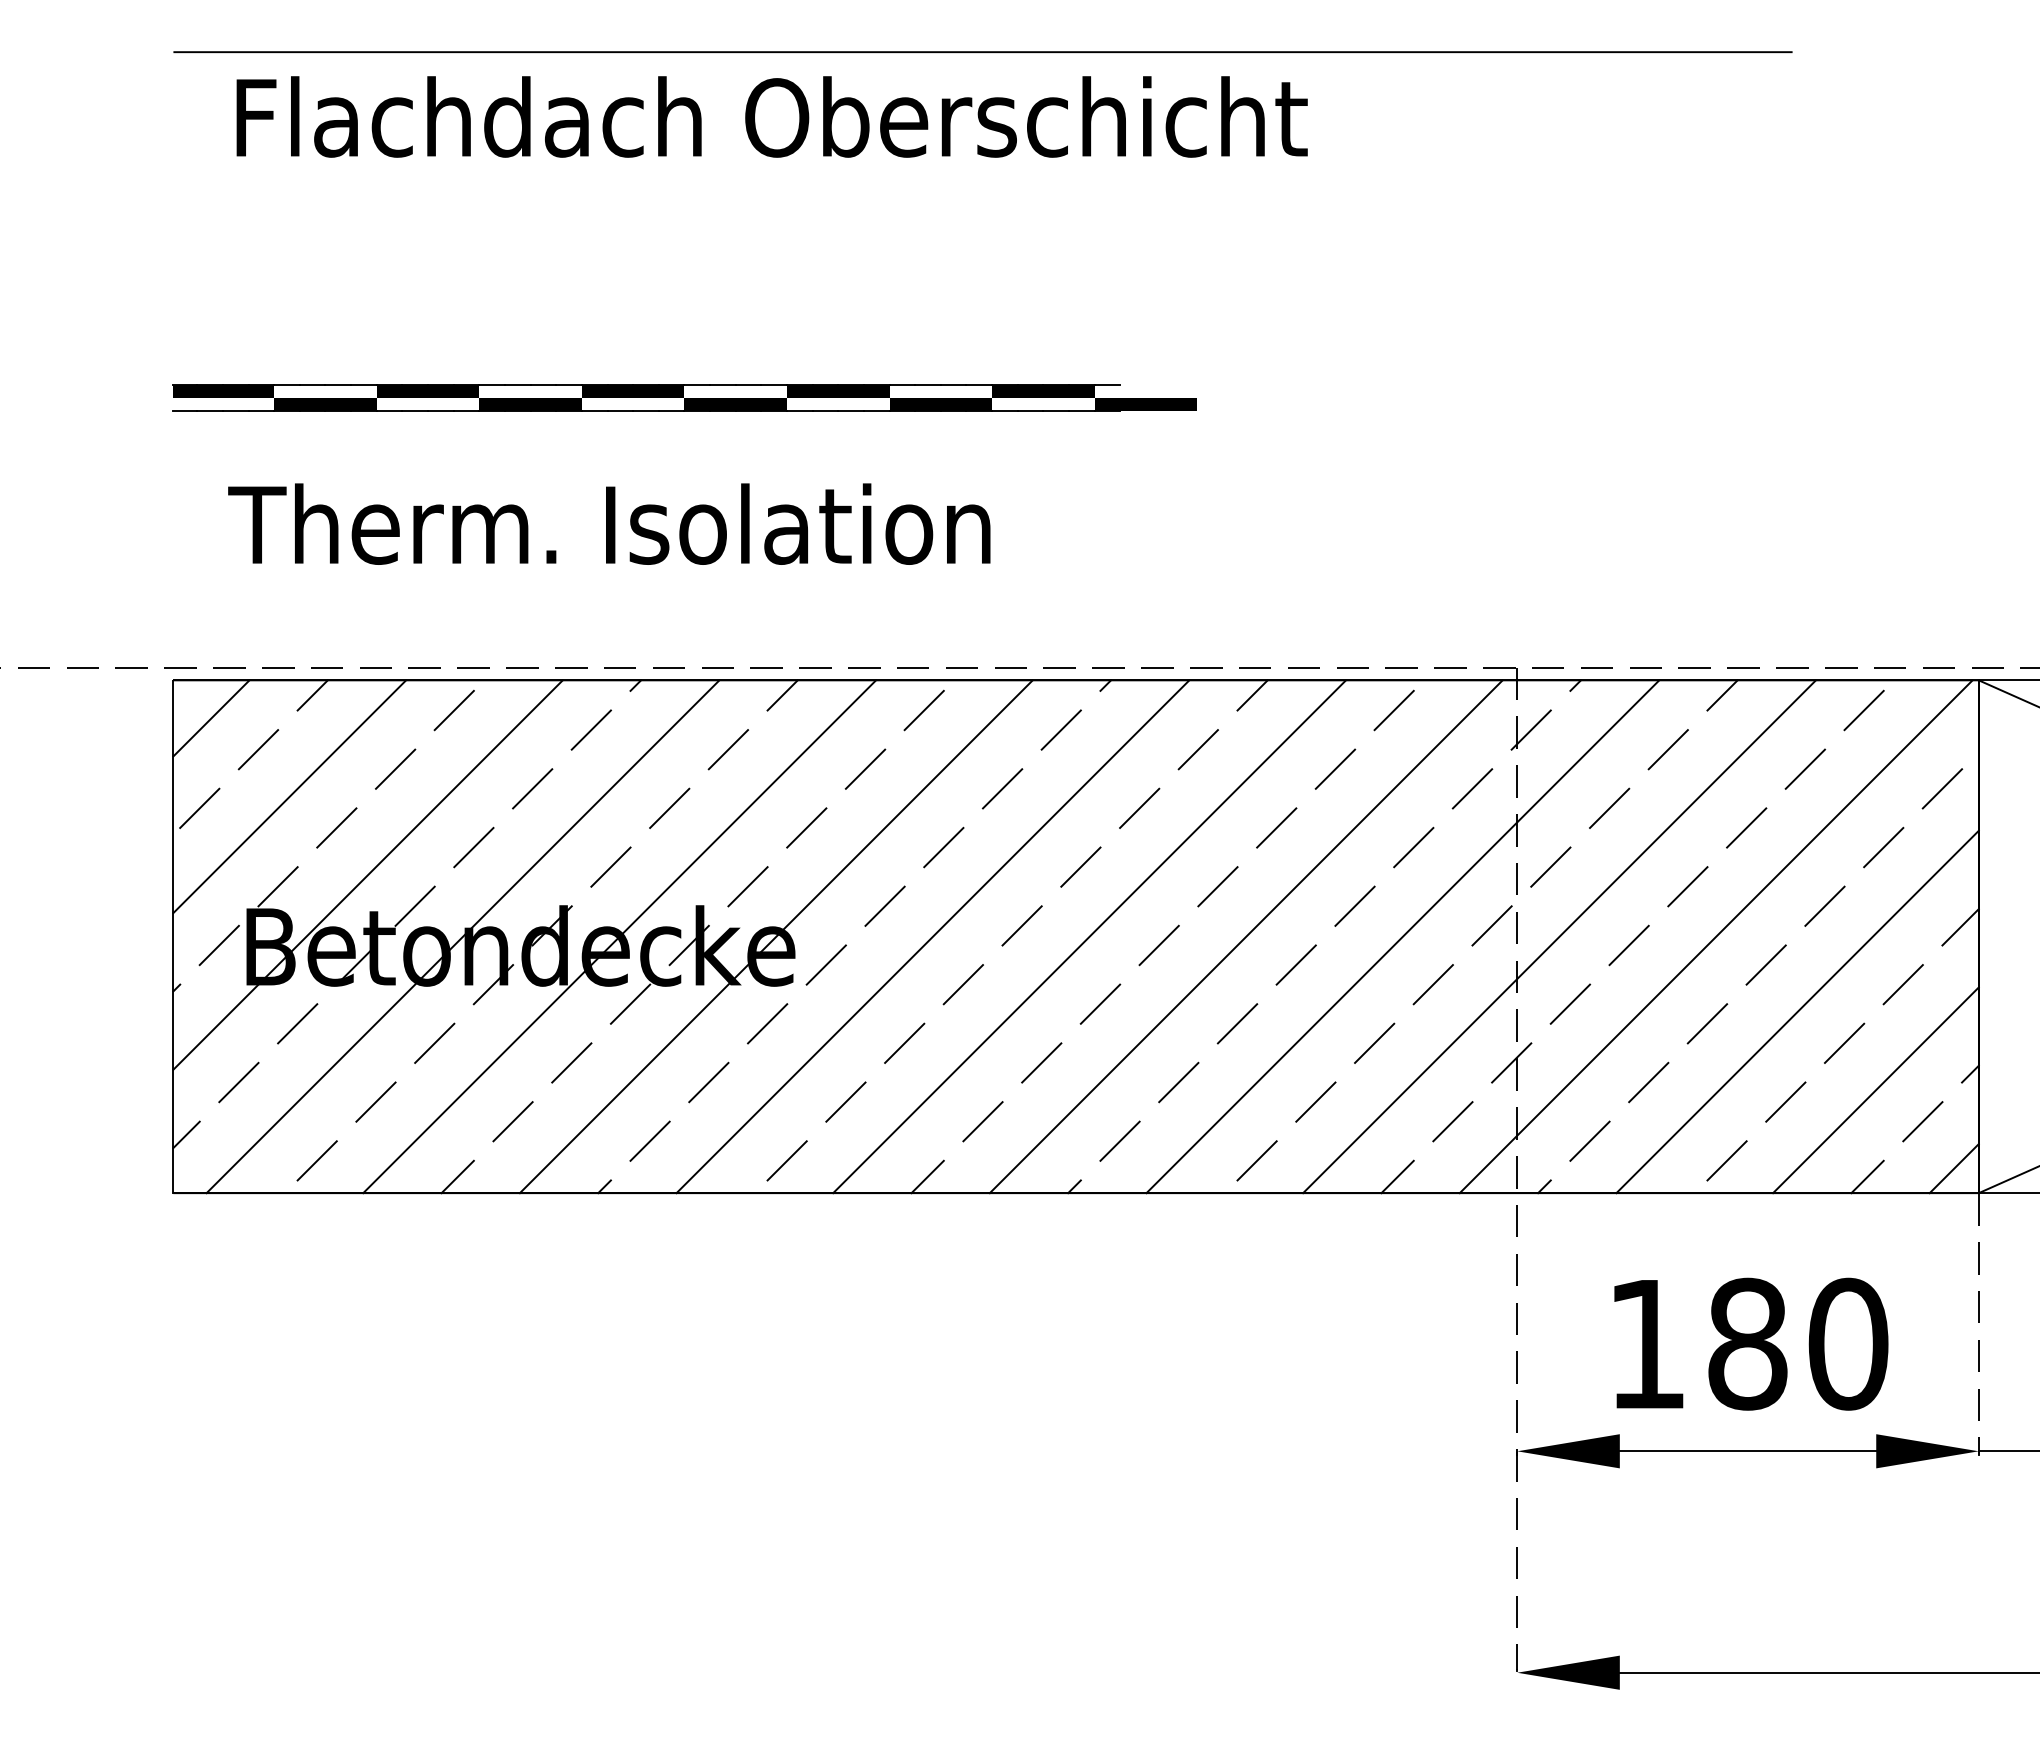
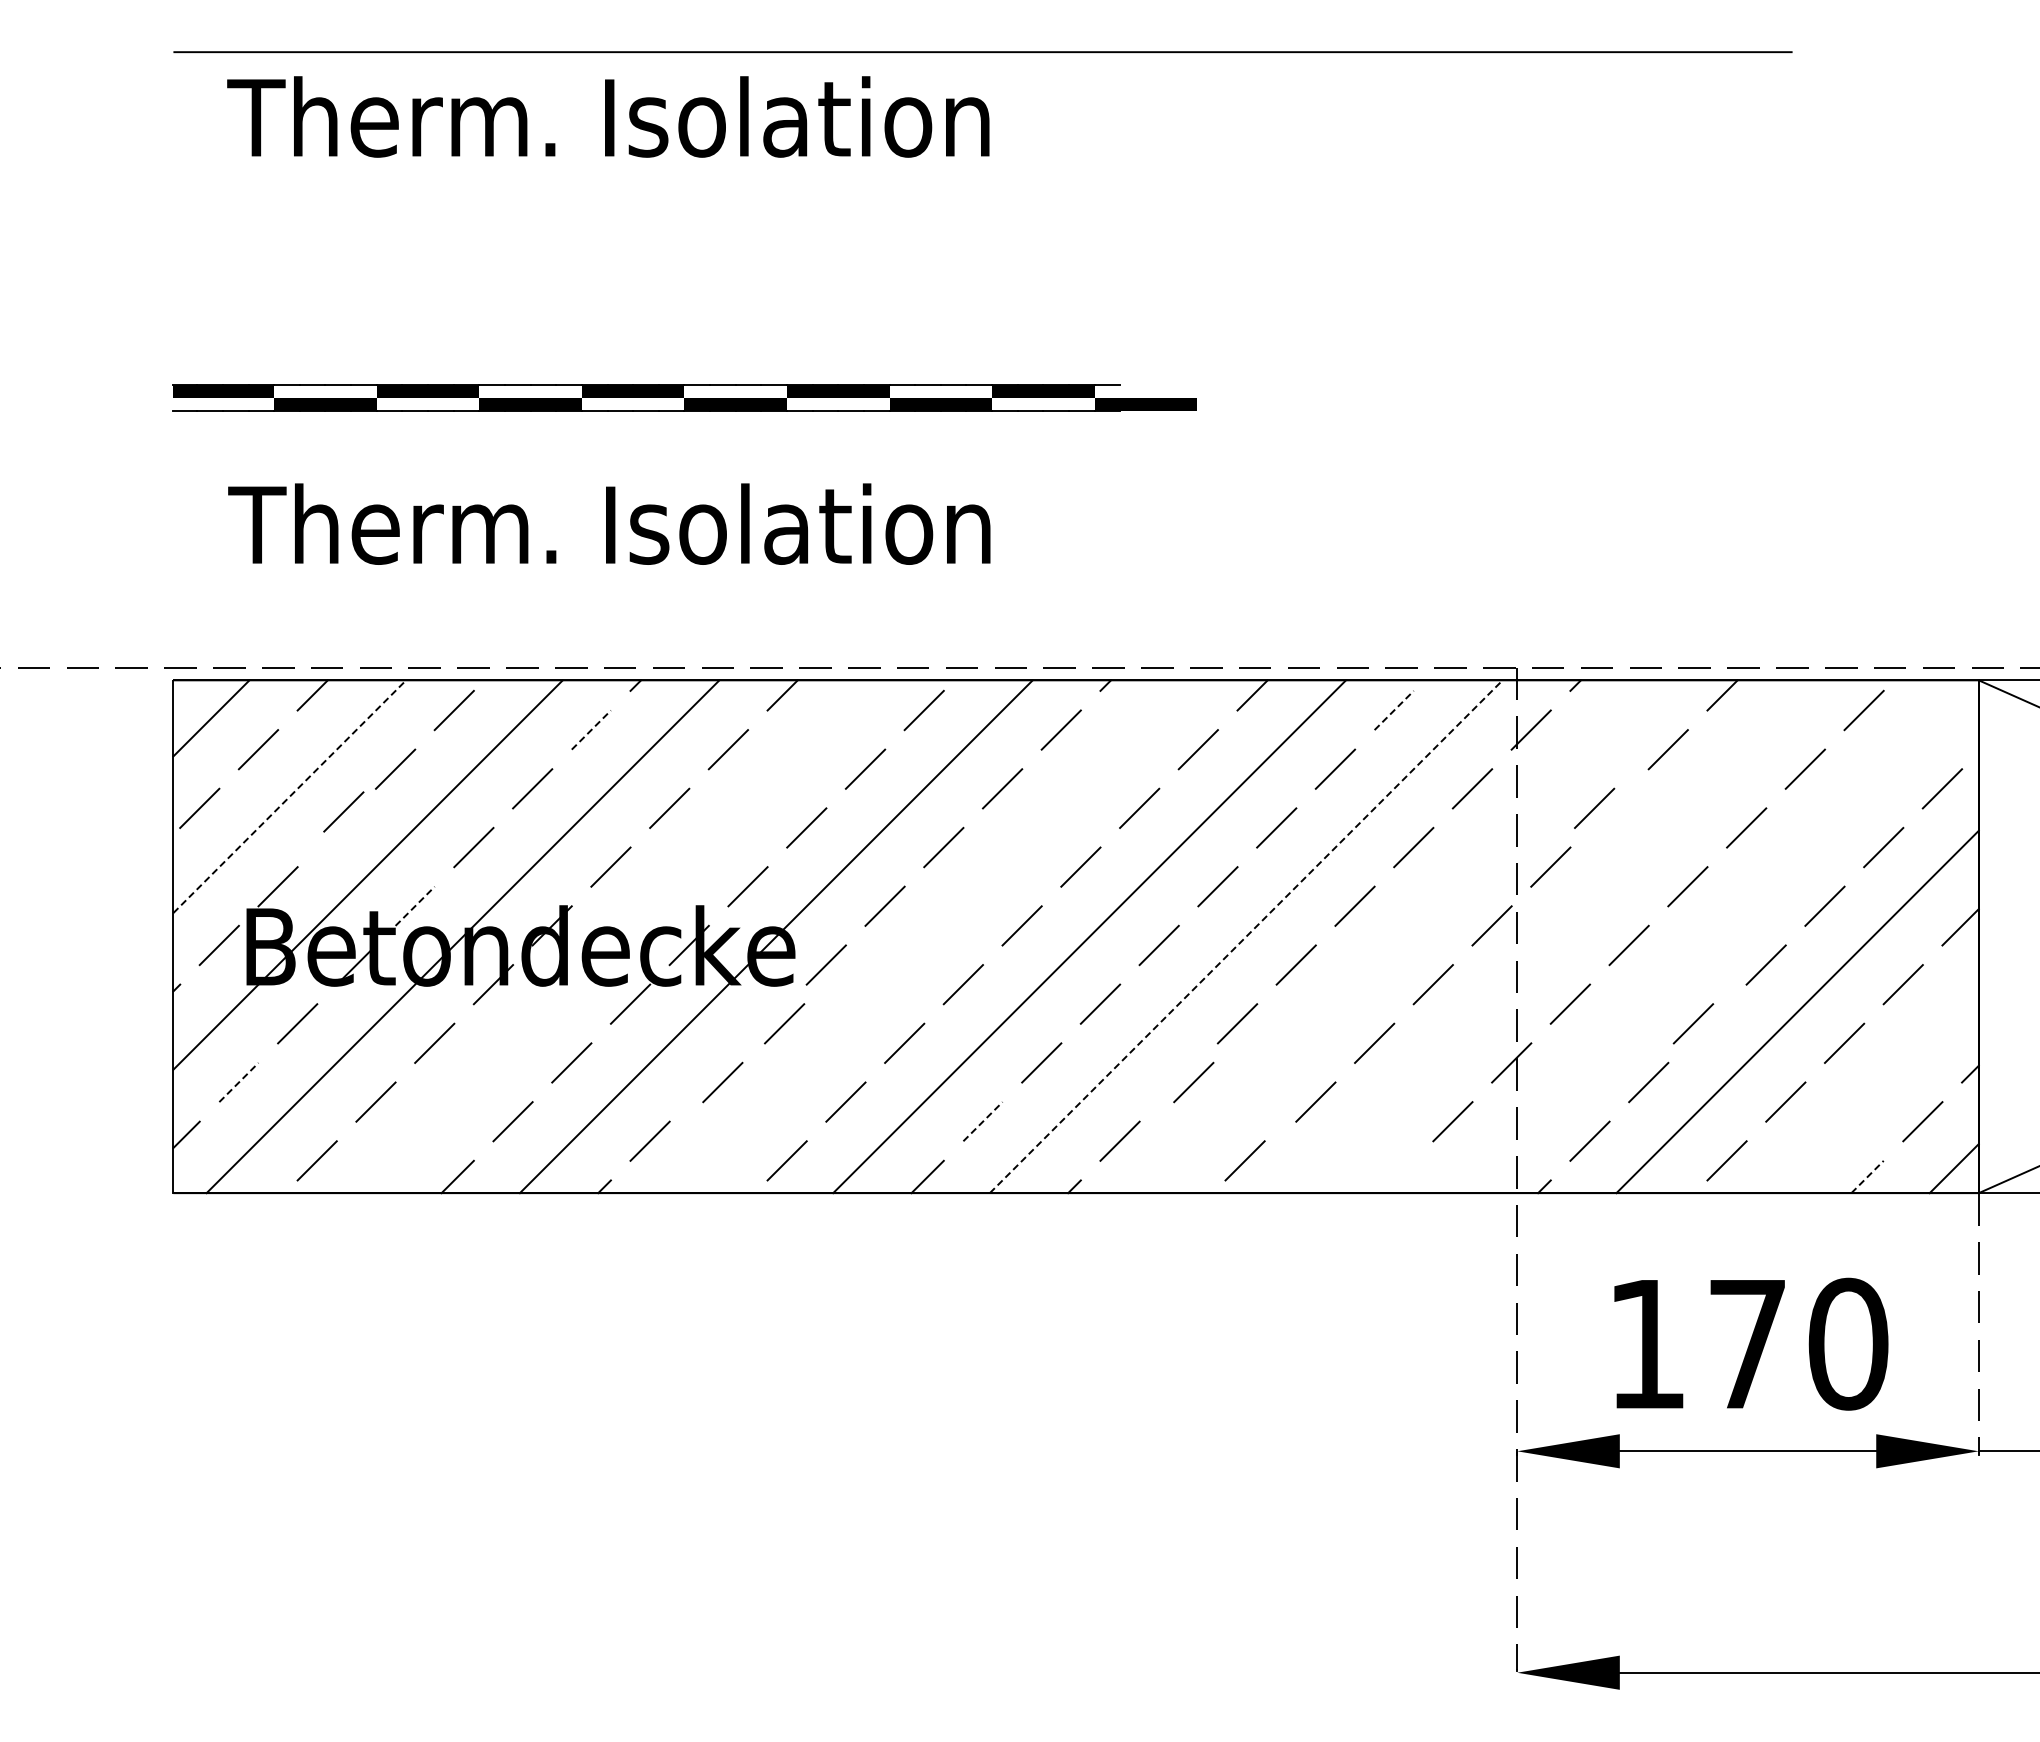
text: Flachdach Oberschicht -> Therm. Isolation (767, 116)
line: solid -> dashed (1394, 710)
line: solid -> dashed (591, 730)
line: solid -> dashed (289, 796)
line position: (1609, 807) -> (1594, 807) (1594, 807)
line position: (336, 827) -> (343, 811) (343, 811)
line: solid -> dashed (415, 906)
line: present -> none (619, 936)
line: present -> none (932, 936)
line: solid -> dashed (1246, 936)
line: present -> none (1402, 936)
line: present -> none (1559, 936)
line: present -> none (1715, 936)
line position: (767, 1023) -> (784, 1023) (784, 1023)
line position: (1707, 1023) -> (1693, 1023) (1693, 1023)
line: solid -> dashed (238, 1082)
line position: (708, 1082) -> (722, 1082) (722, 1082)
line position: (1178, 1082) -> (1193, 1082) (1193, 1082)
line: present -> none (1875, 1090)
line: solid -> dashed (982, 1121)
line position: (1256, 1160) -> (1244, 1160) (1244, 1160)
line: present -> none (1397, 1176)
line: solid -> dashed (1867, 1177)
text: 180 -> 170 (1747, 1343)
